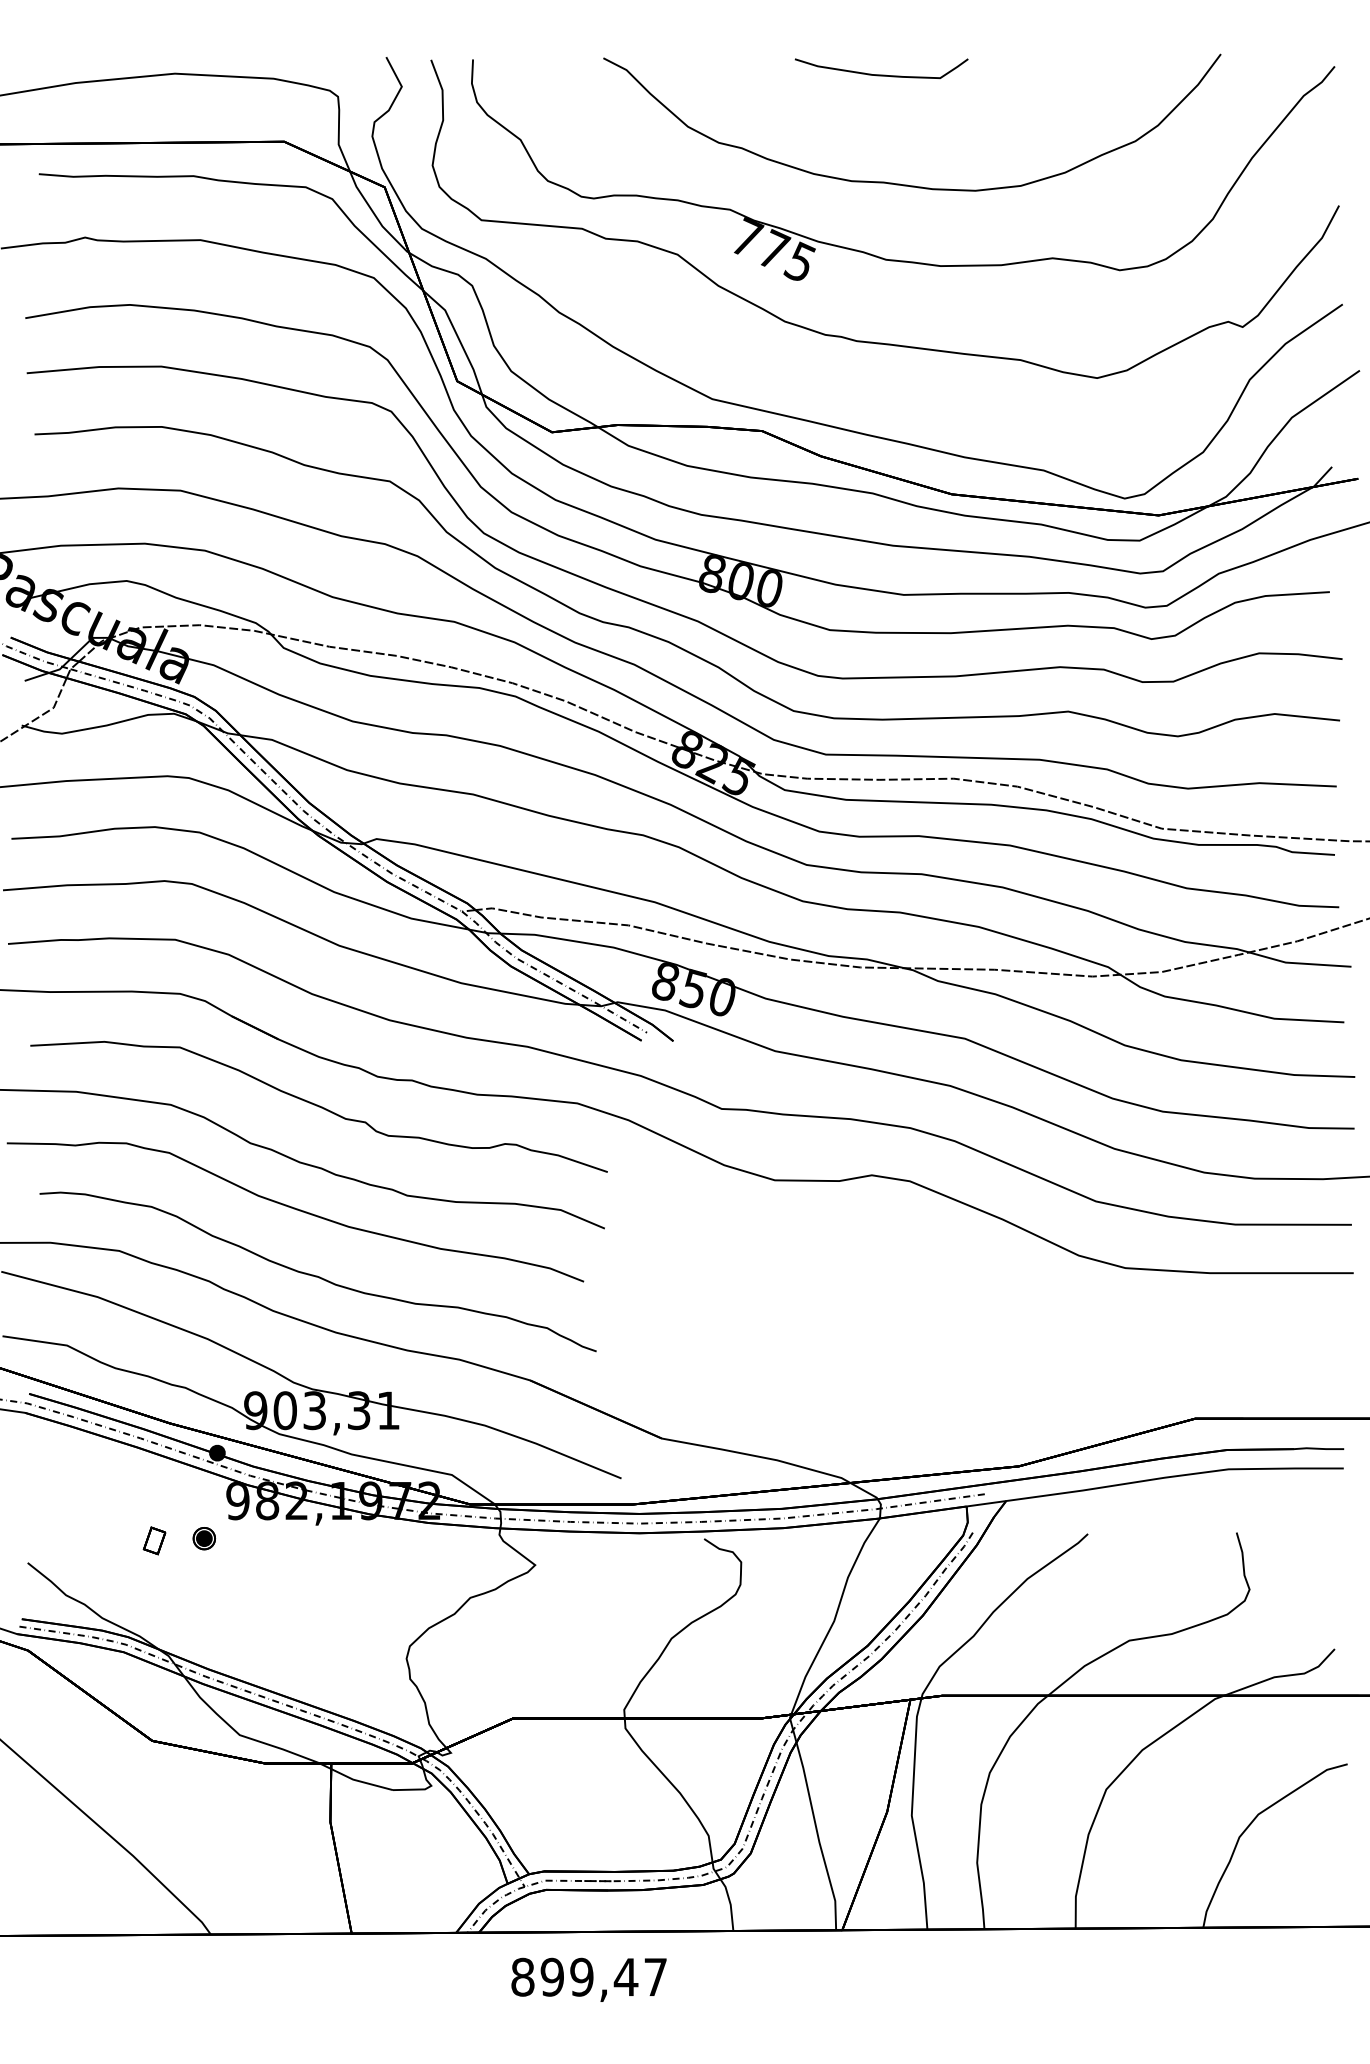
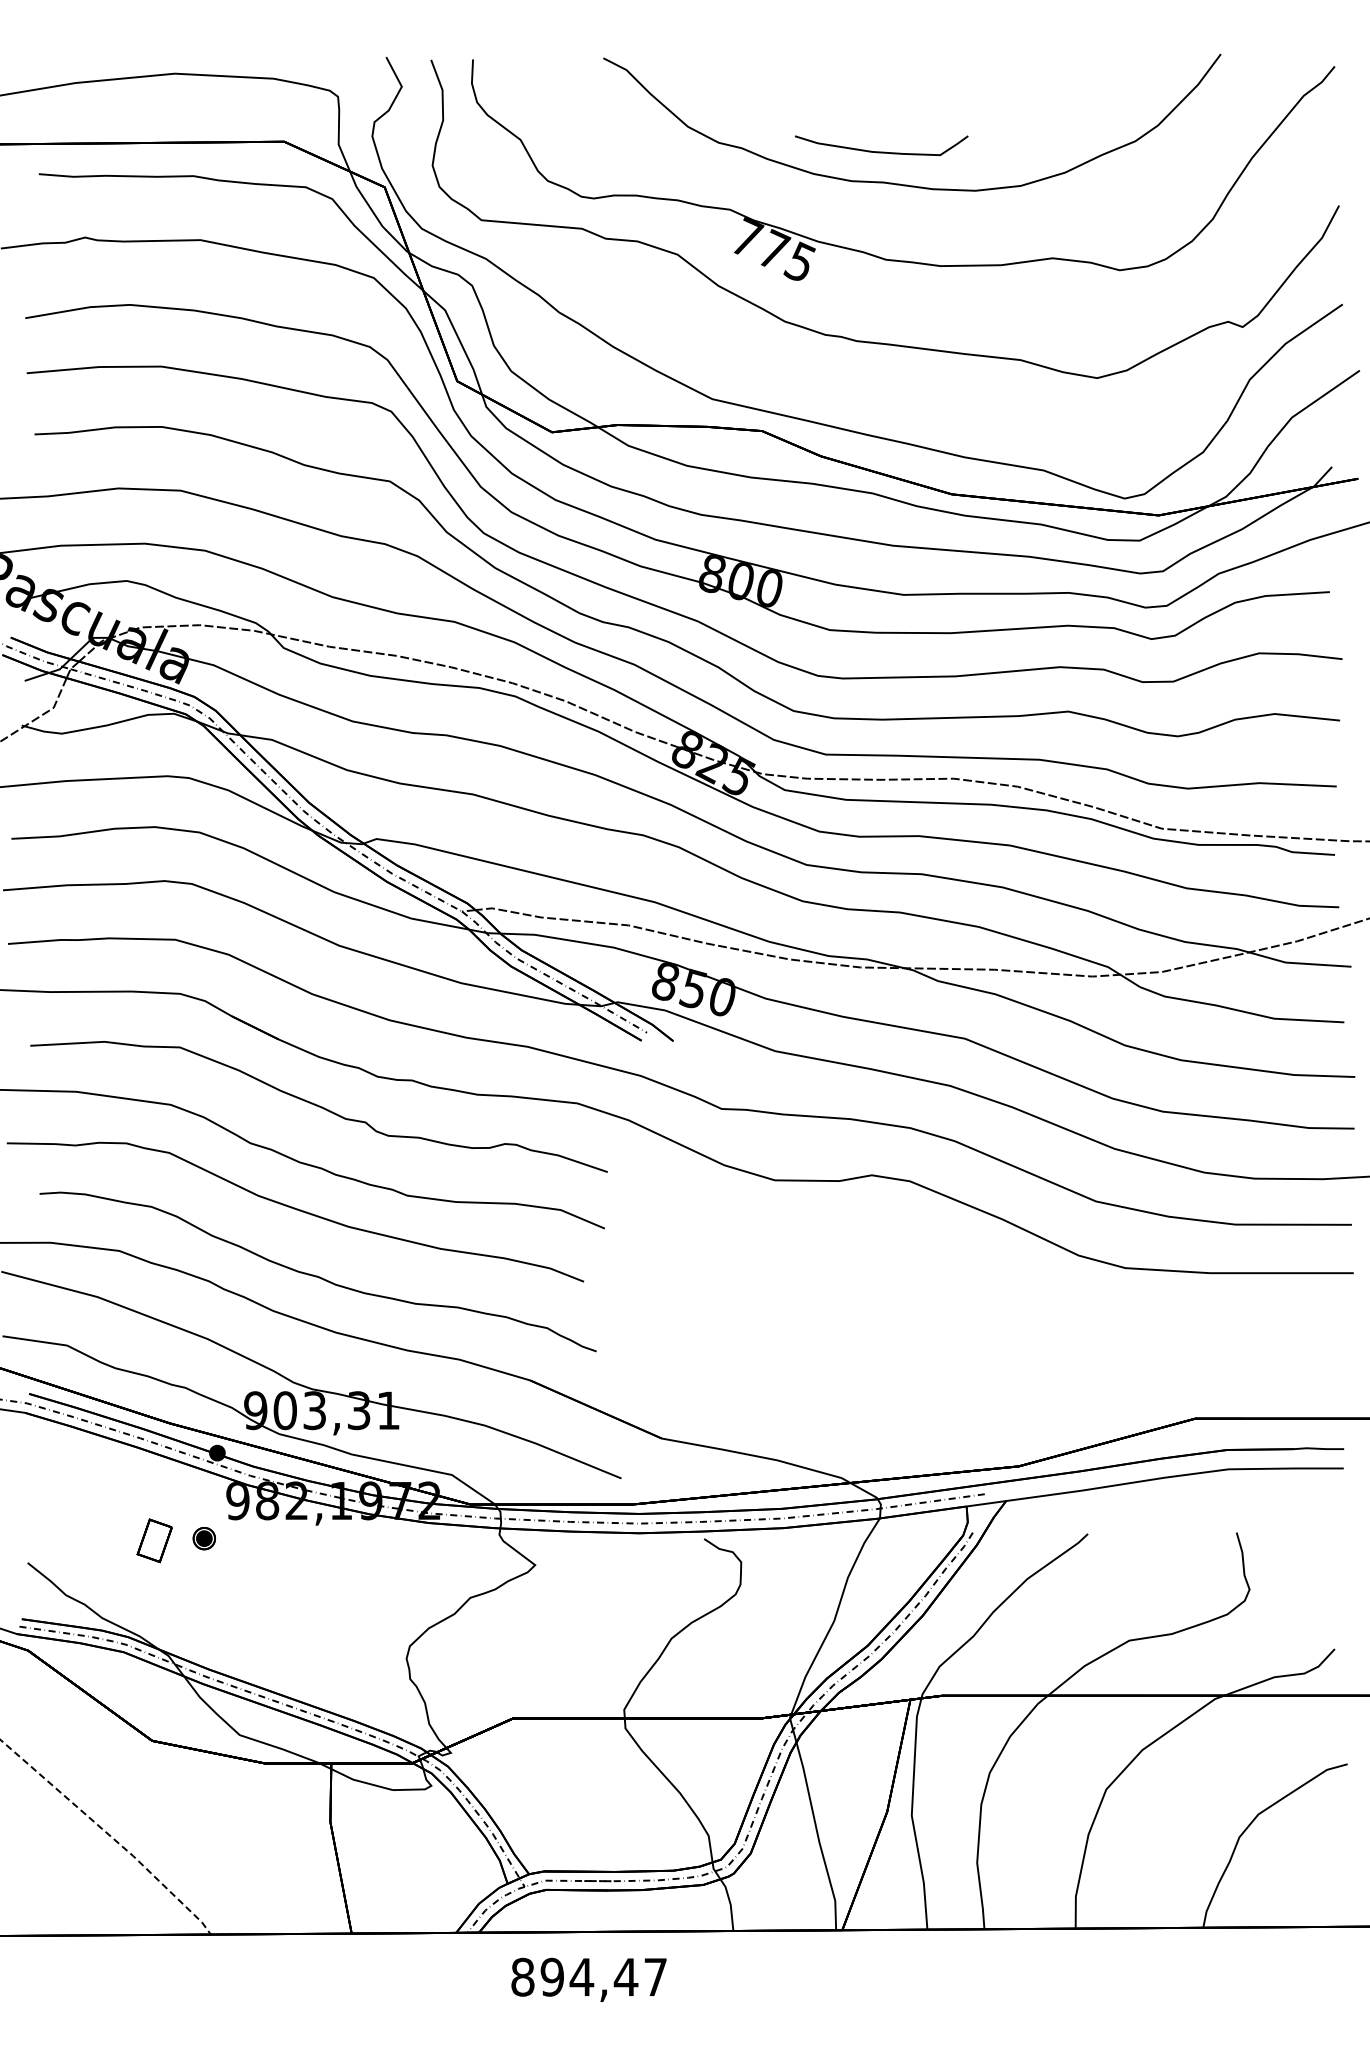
curve position: (881, 74) -> (881, 151) (881, 151)
part size: 25x30 px -> 37x46 px (154, 1540)
line: solid -> dashed (109, 1835)
text: 899,47 -> 894,47 (581, 1976)
